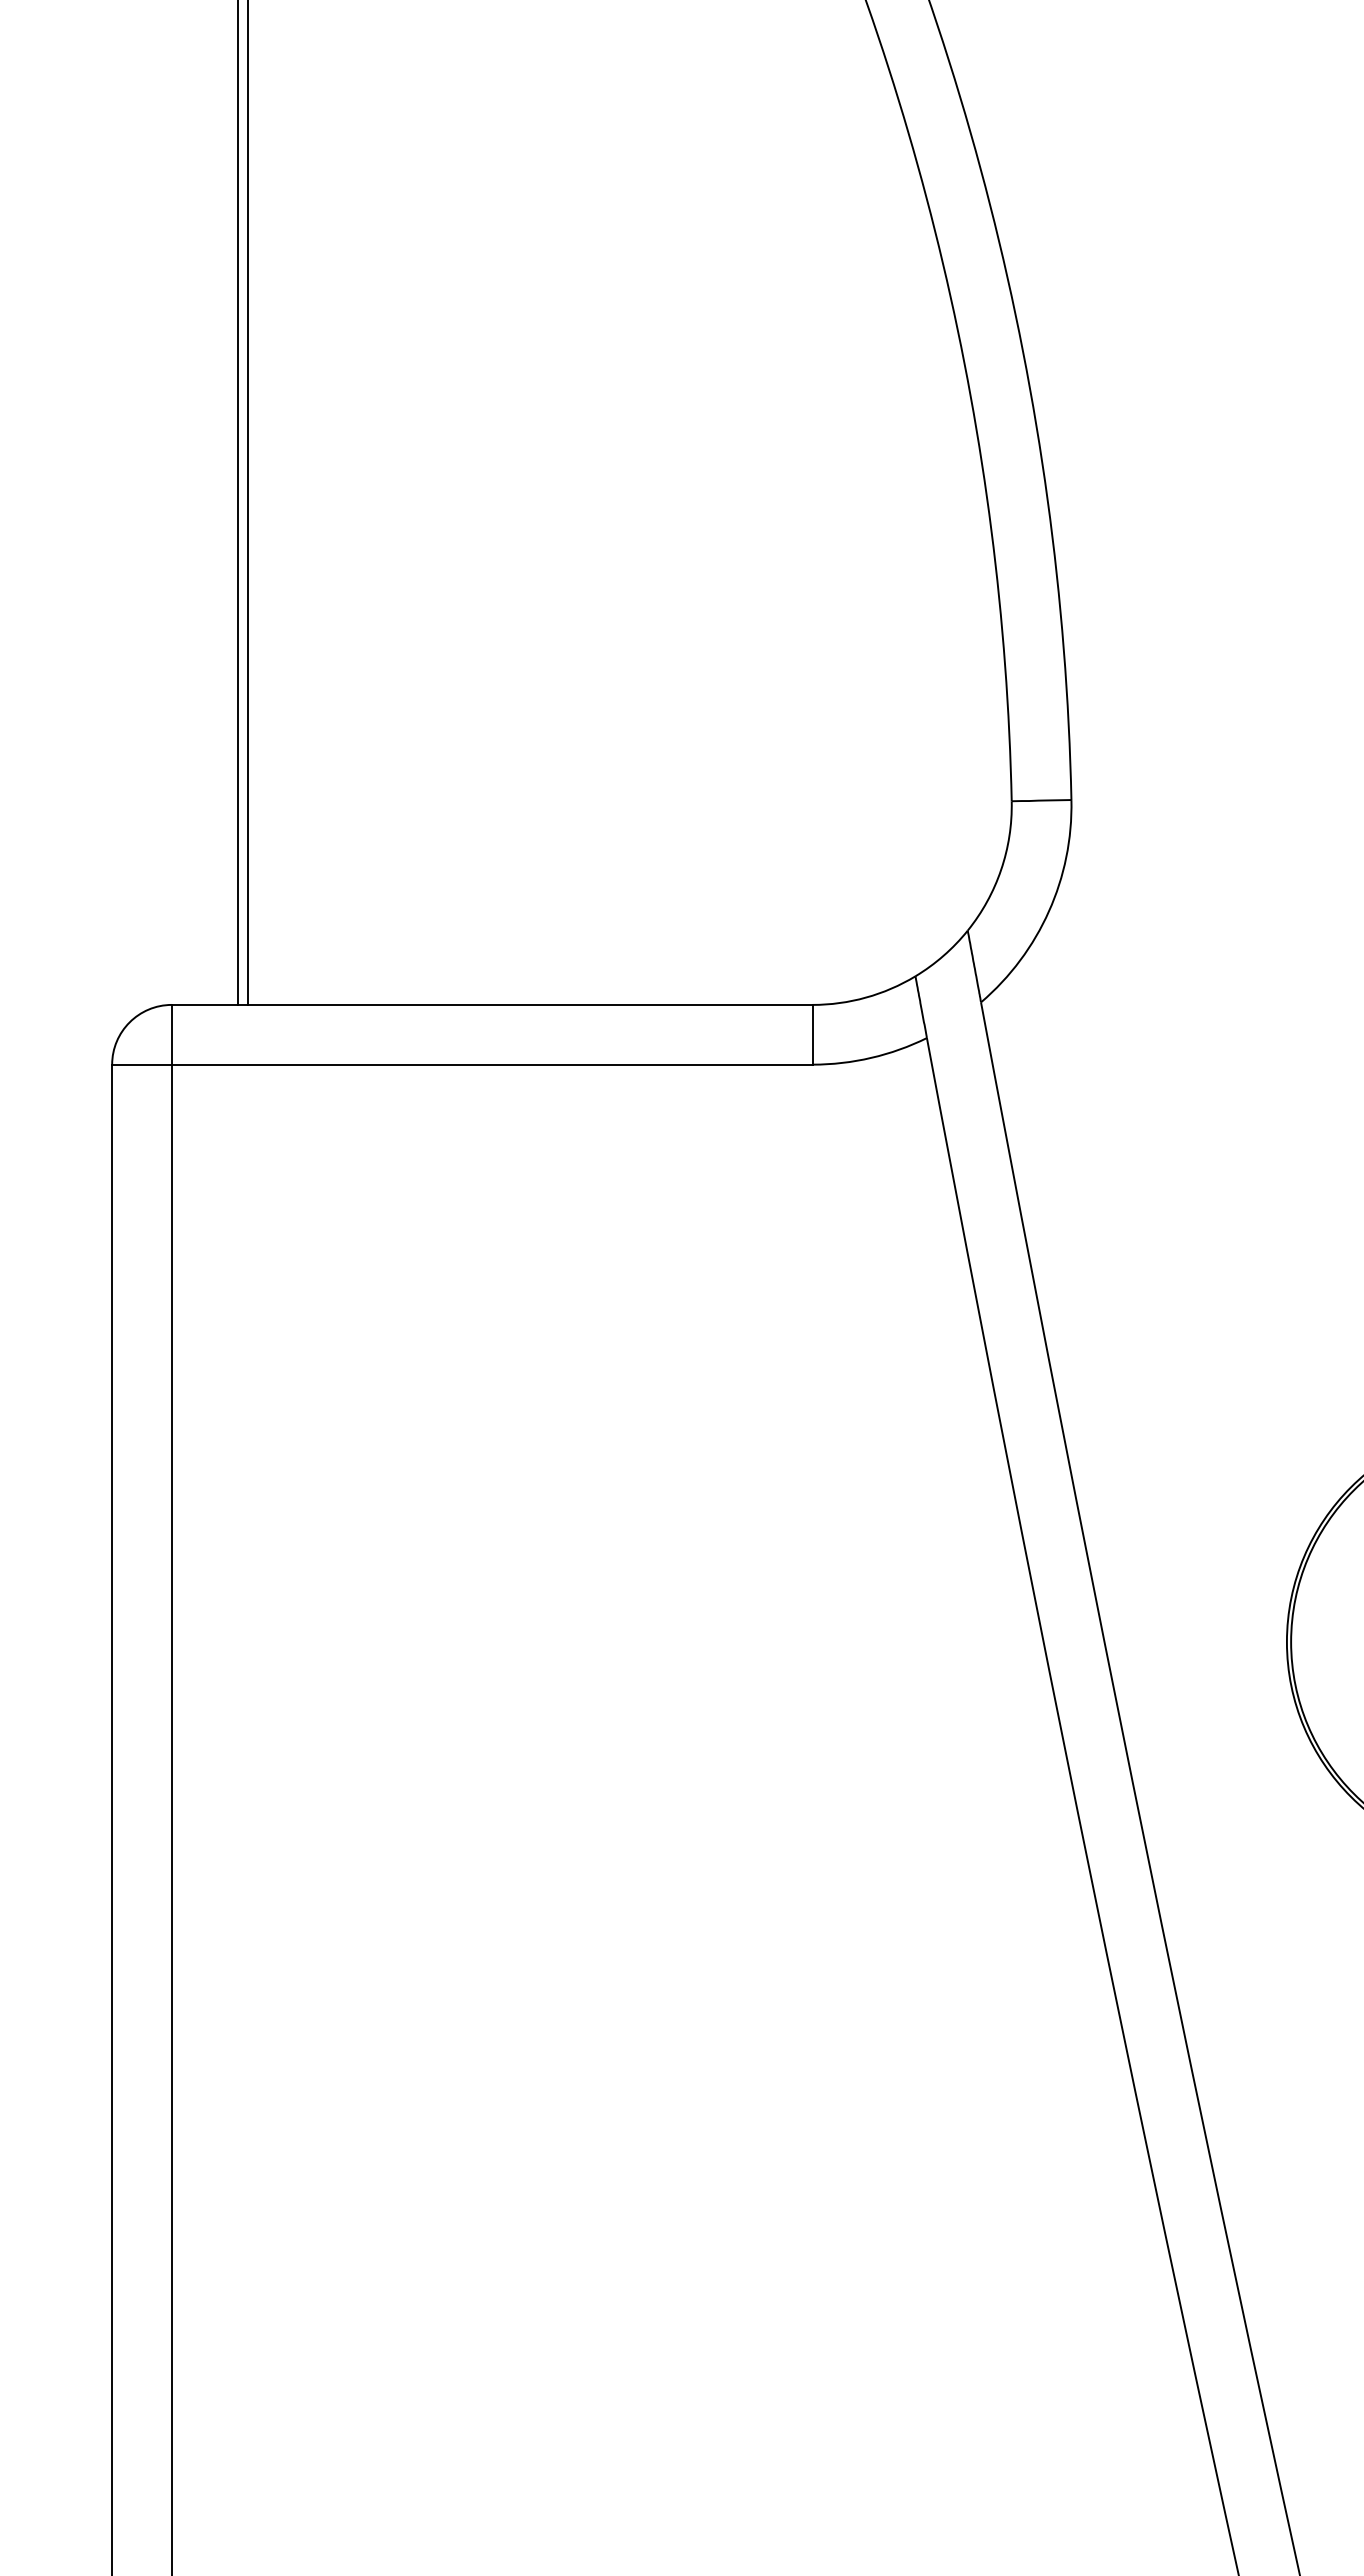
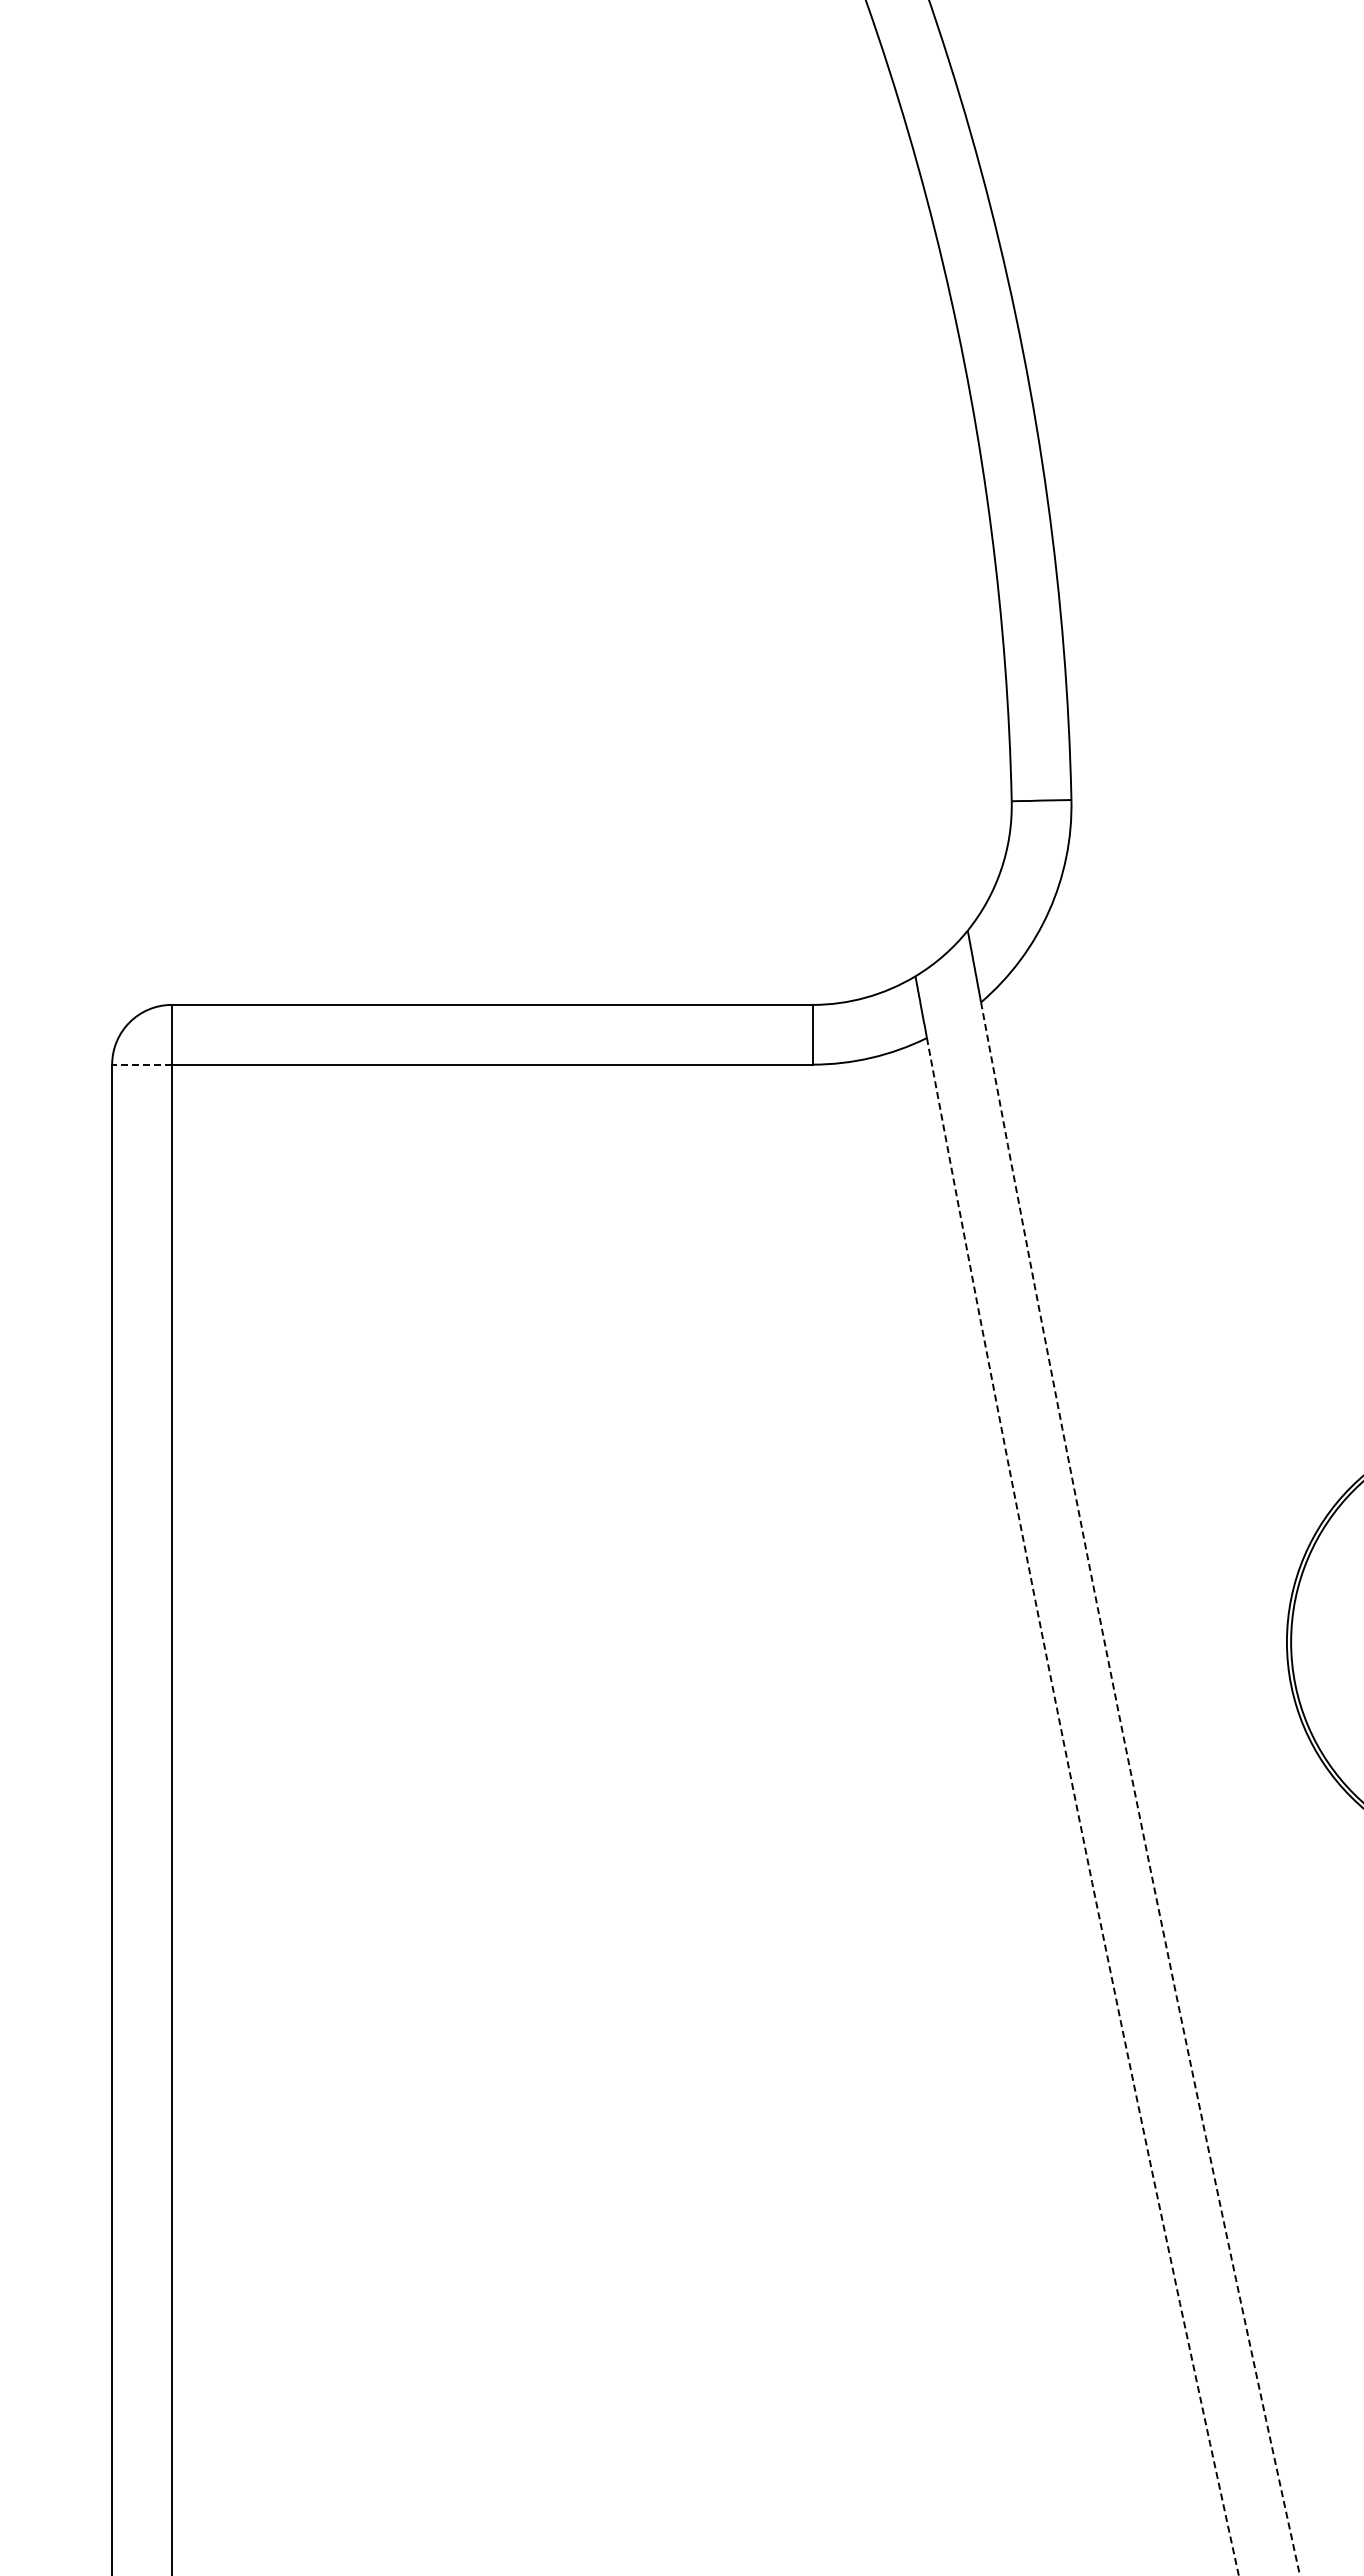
line: present -> none (238, 503)
line: present -> none (248, 503)
line: solid -> dashed (142, 1064)
arc: solid -> dashed (1134, 1790)
arc: solid -> dashed (1077, 1808)
